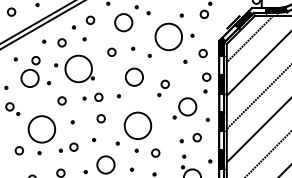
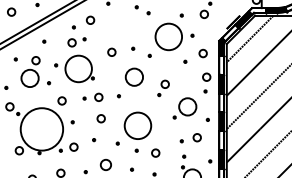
circle: present -> none (123, 22)
circle position: (61, 42) -> (71, 42) (71, 42)
circle diameter: 27 px -> 42 px (41, 129)
circle size: 20x20 px -> 13x12 px (105, 164)
